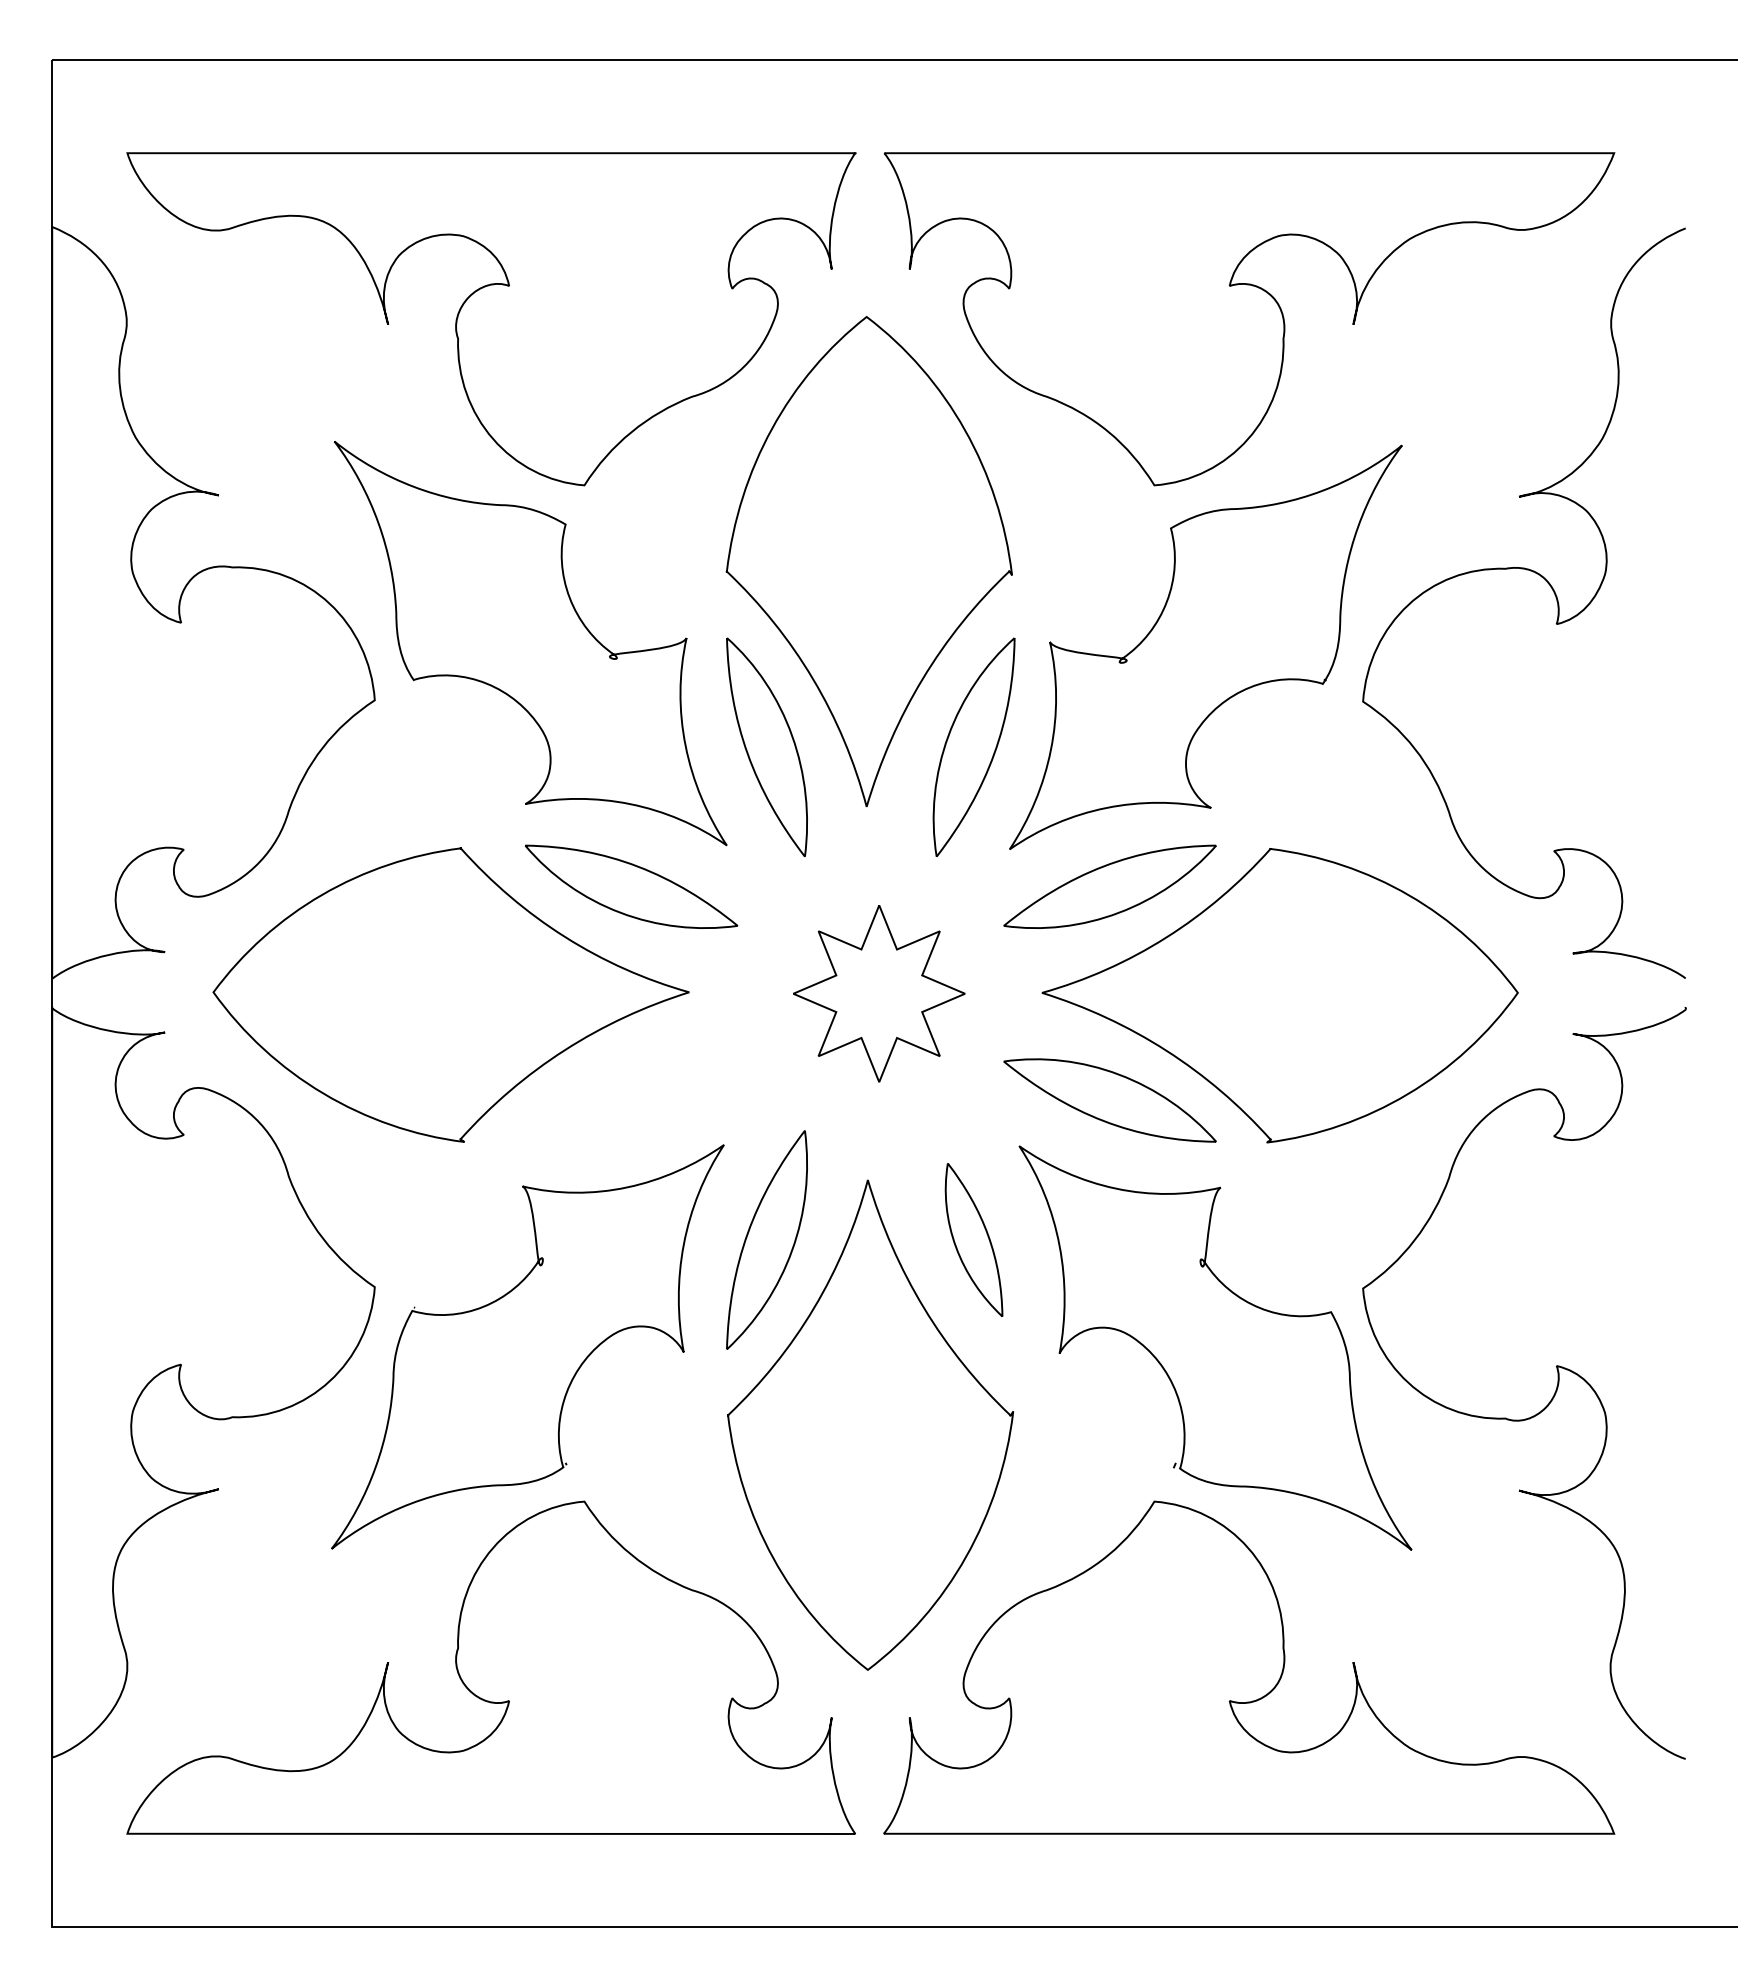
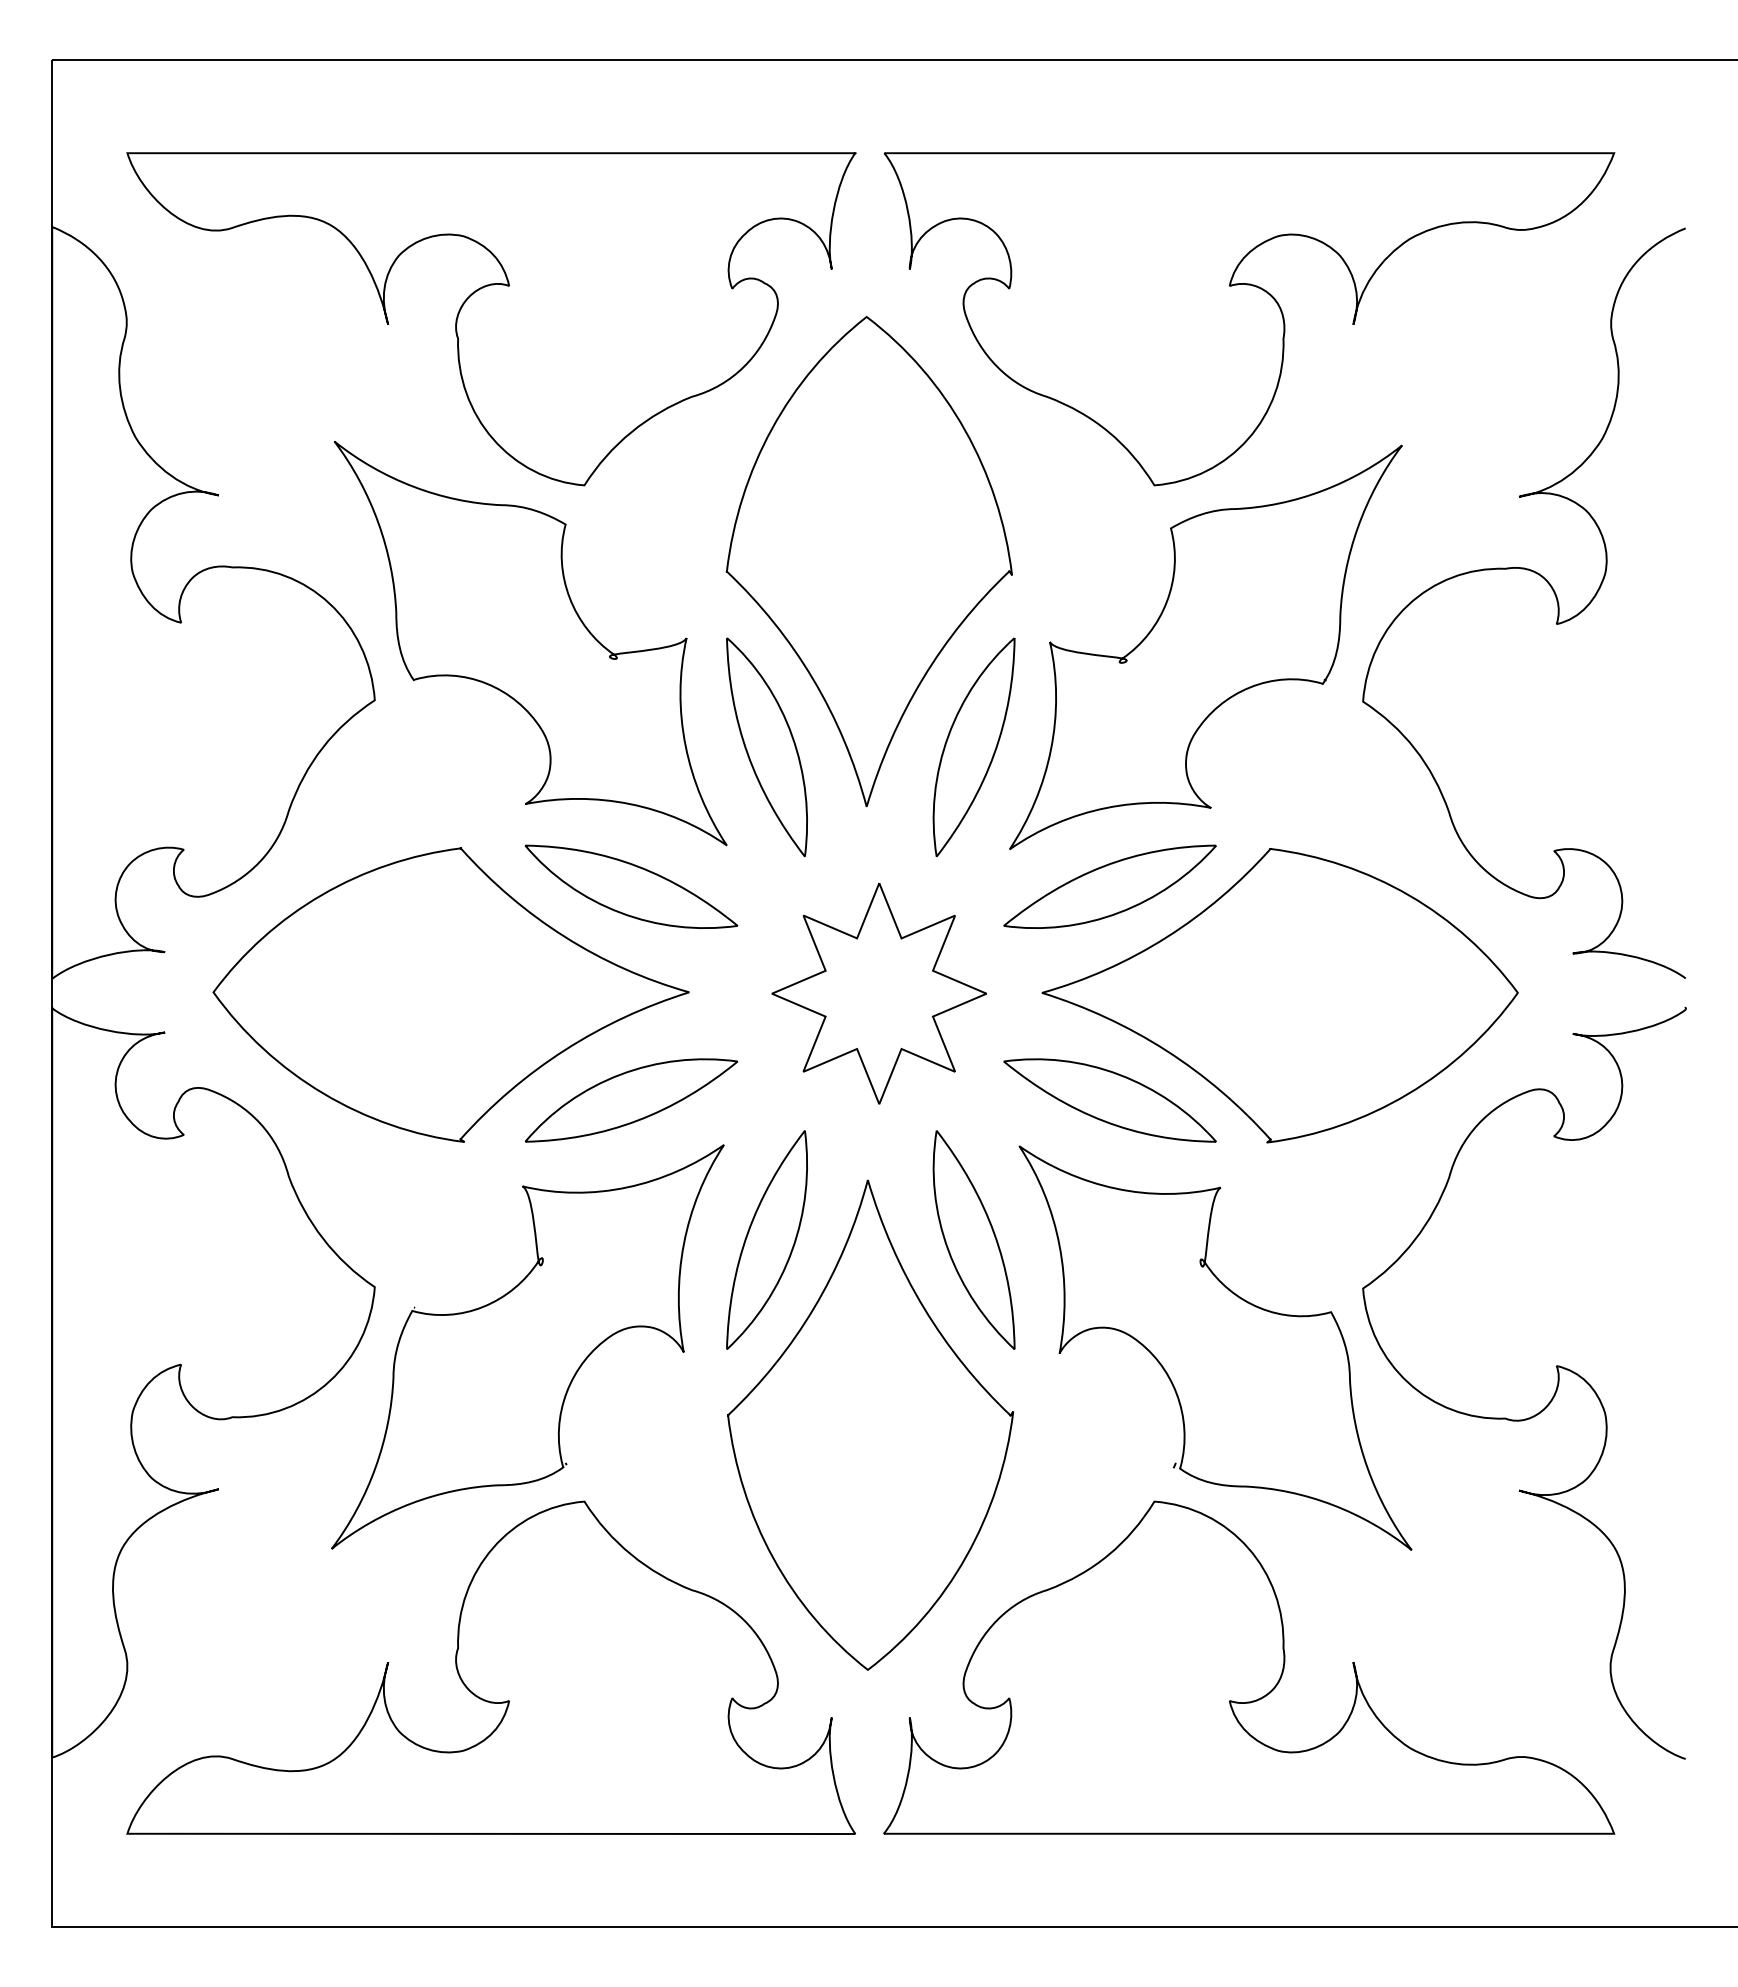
part size: 173x178 px -> 216x222 px (878, 993)
part: none -> present (631, 1100)
part size: 60x154 px -> 84x220 px (973, 1239)
